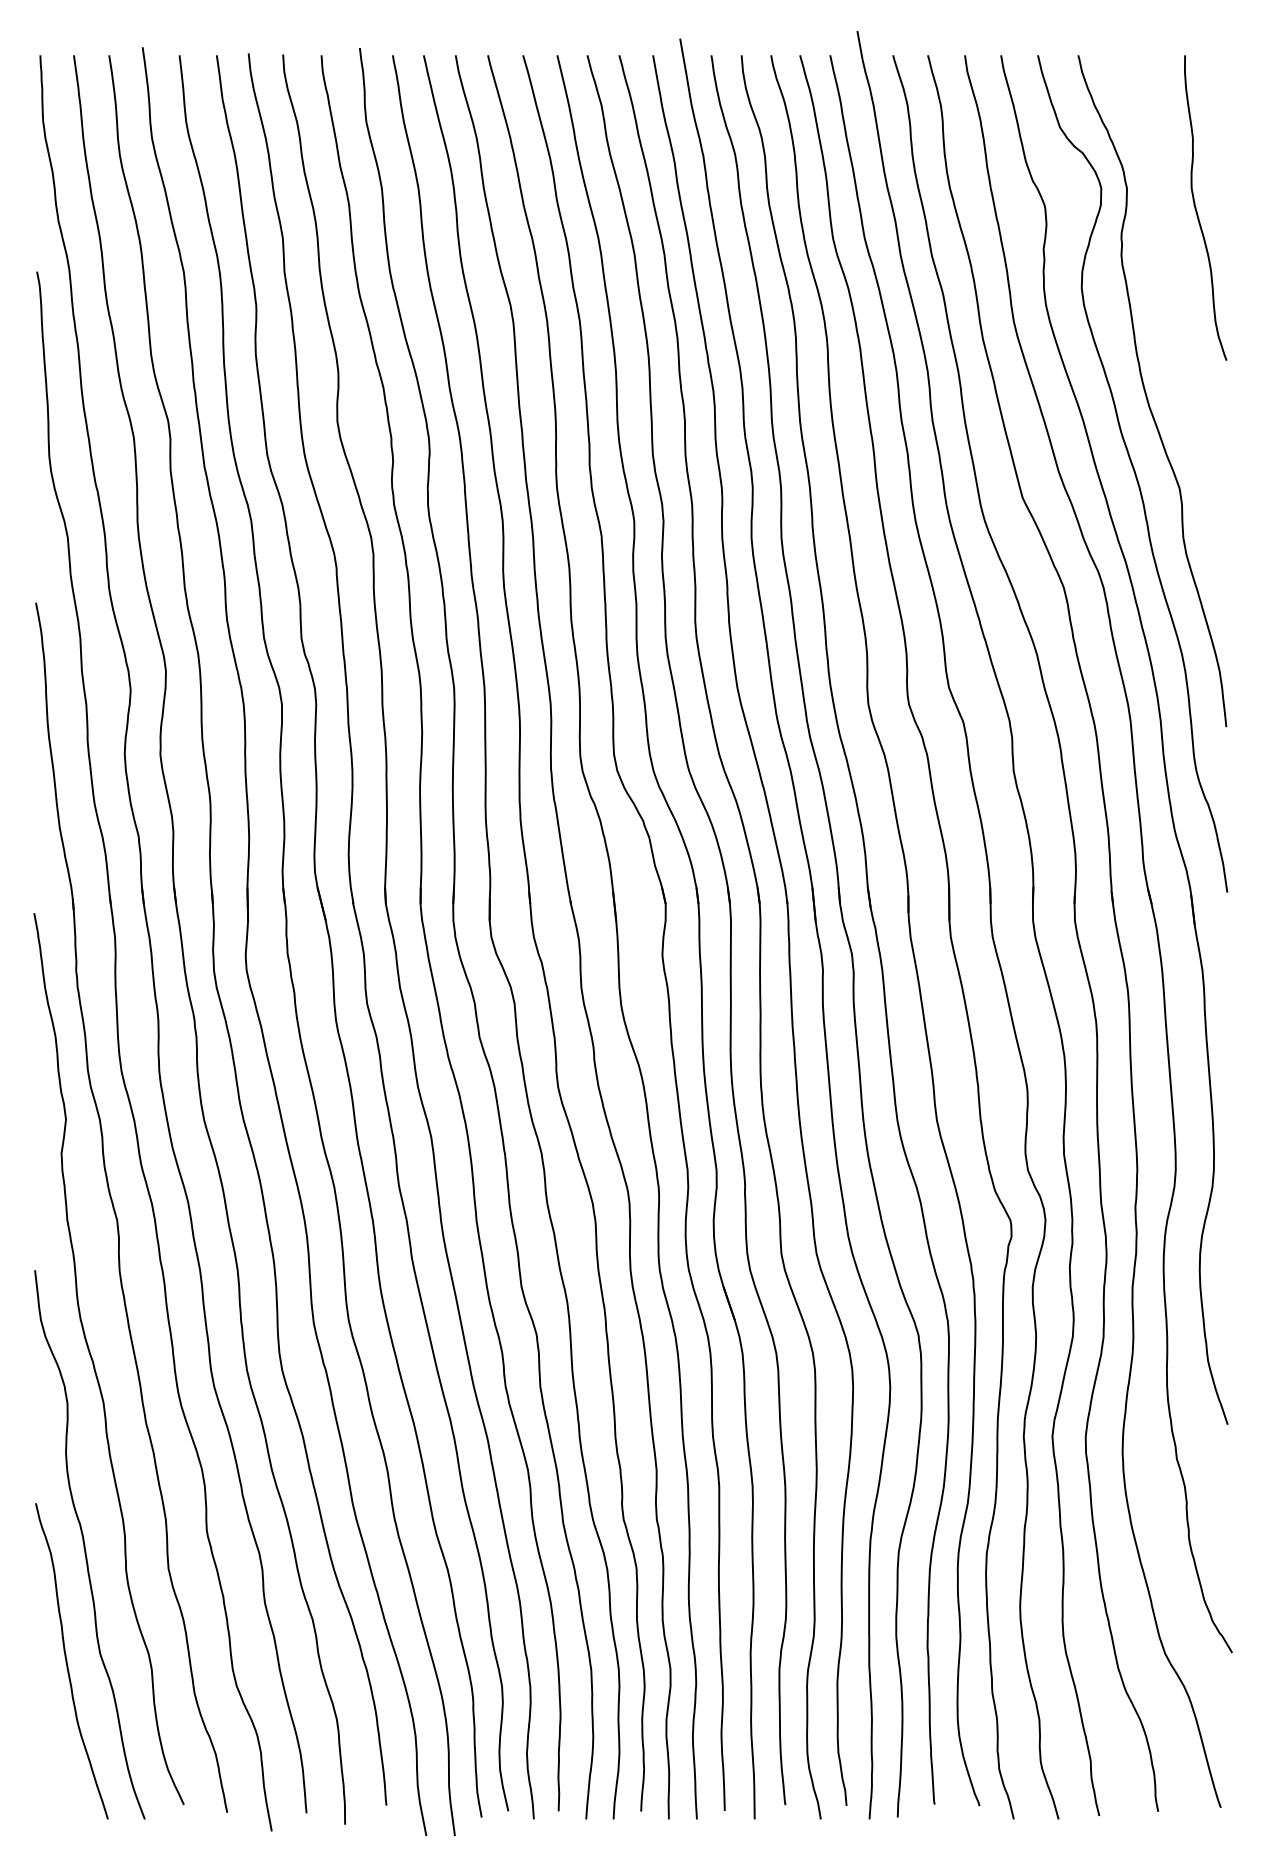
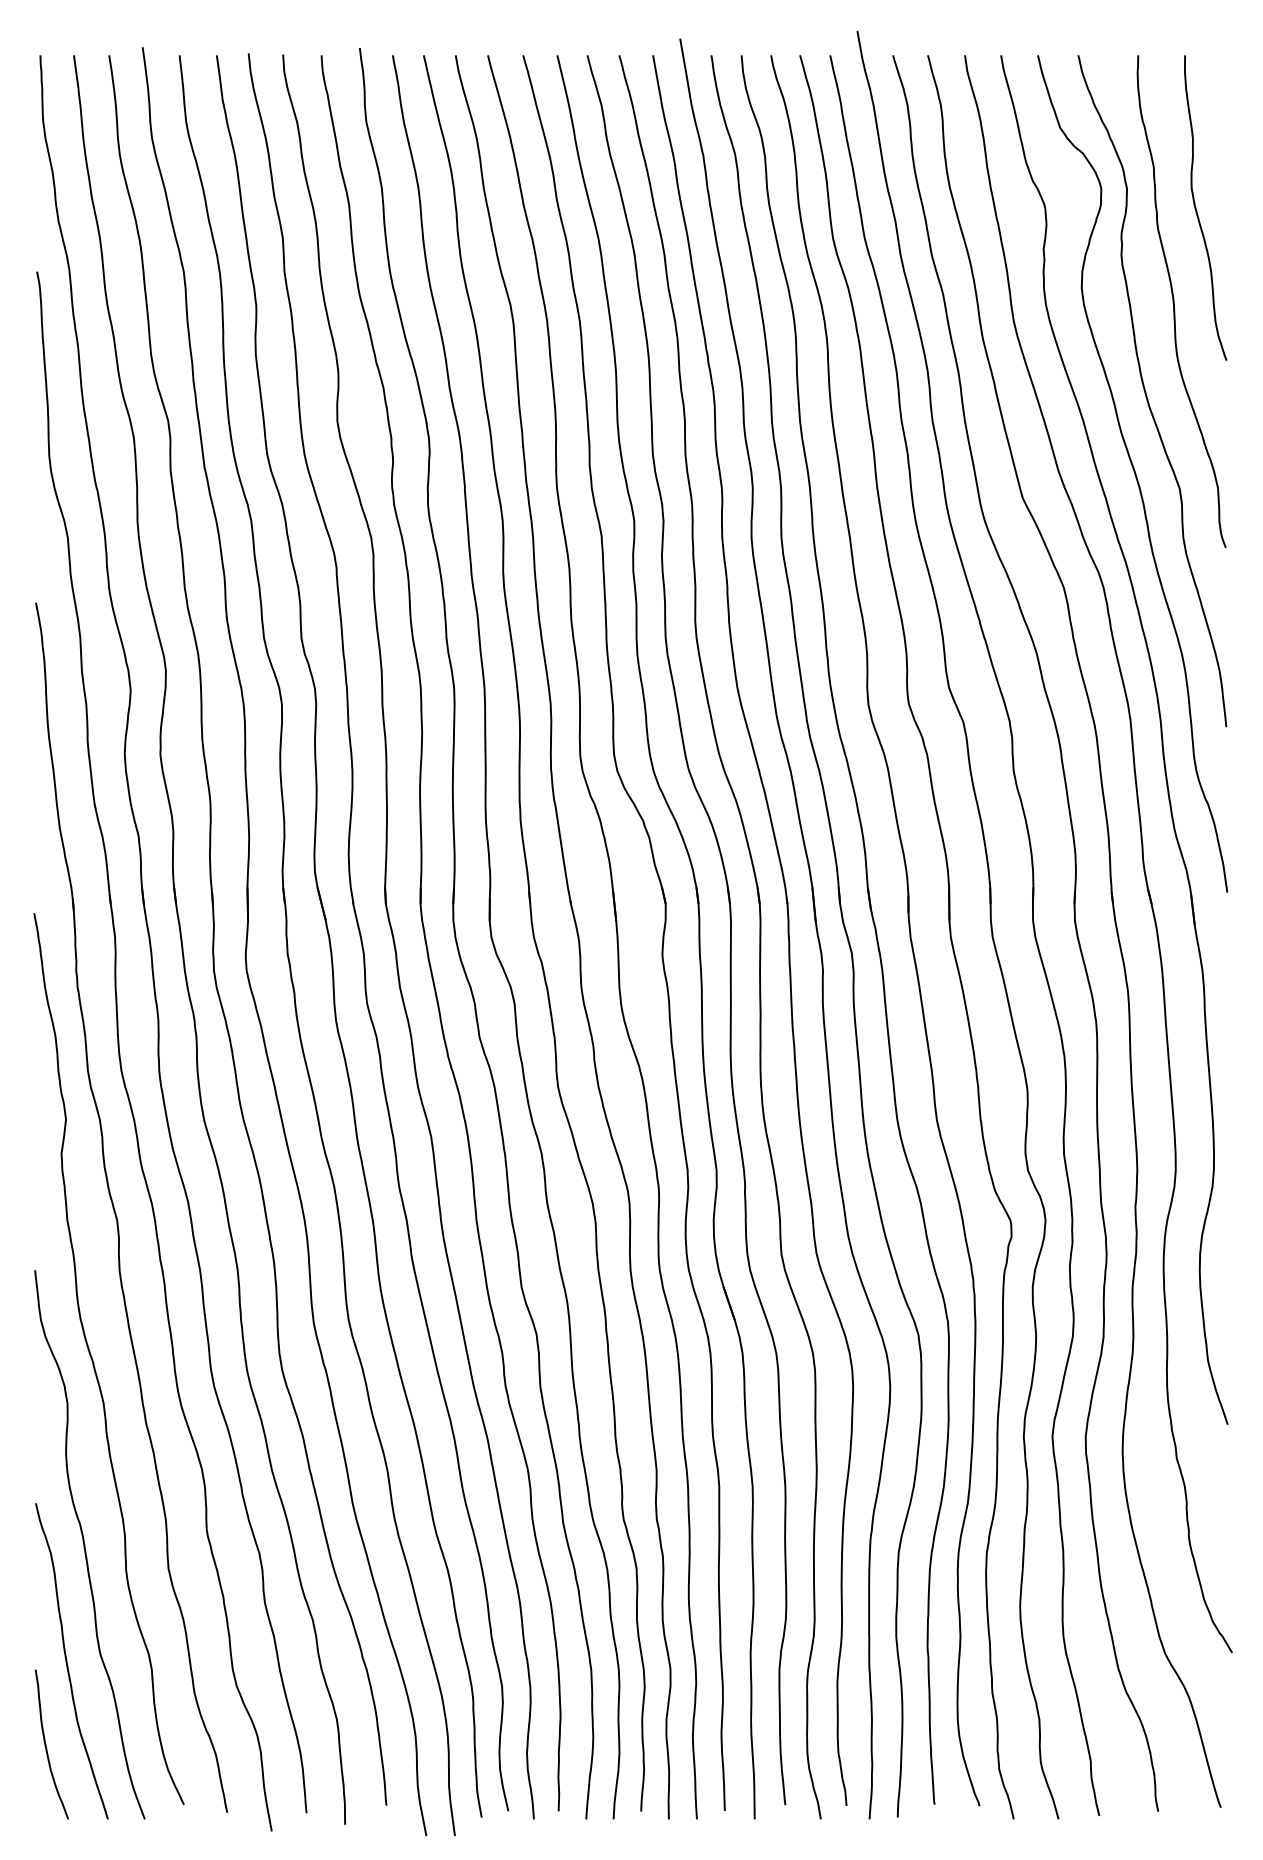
curve: none -> present (1174, 301)
curve: none -> present (46, 1744)
